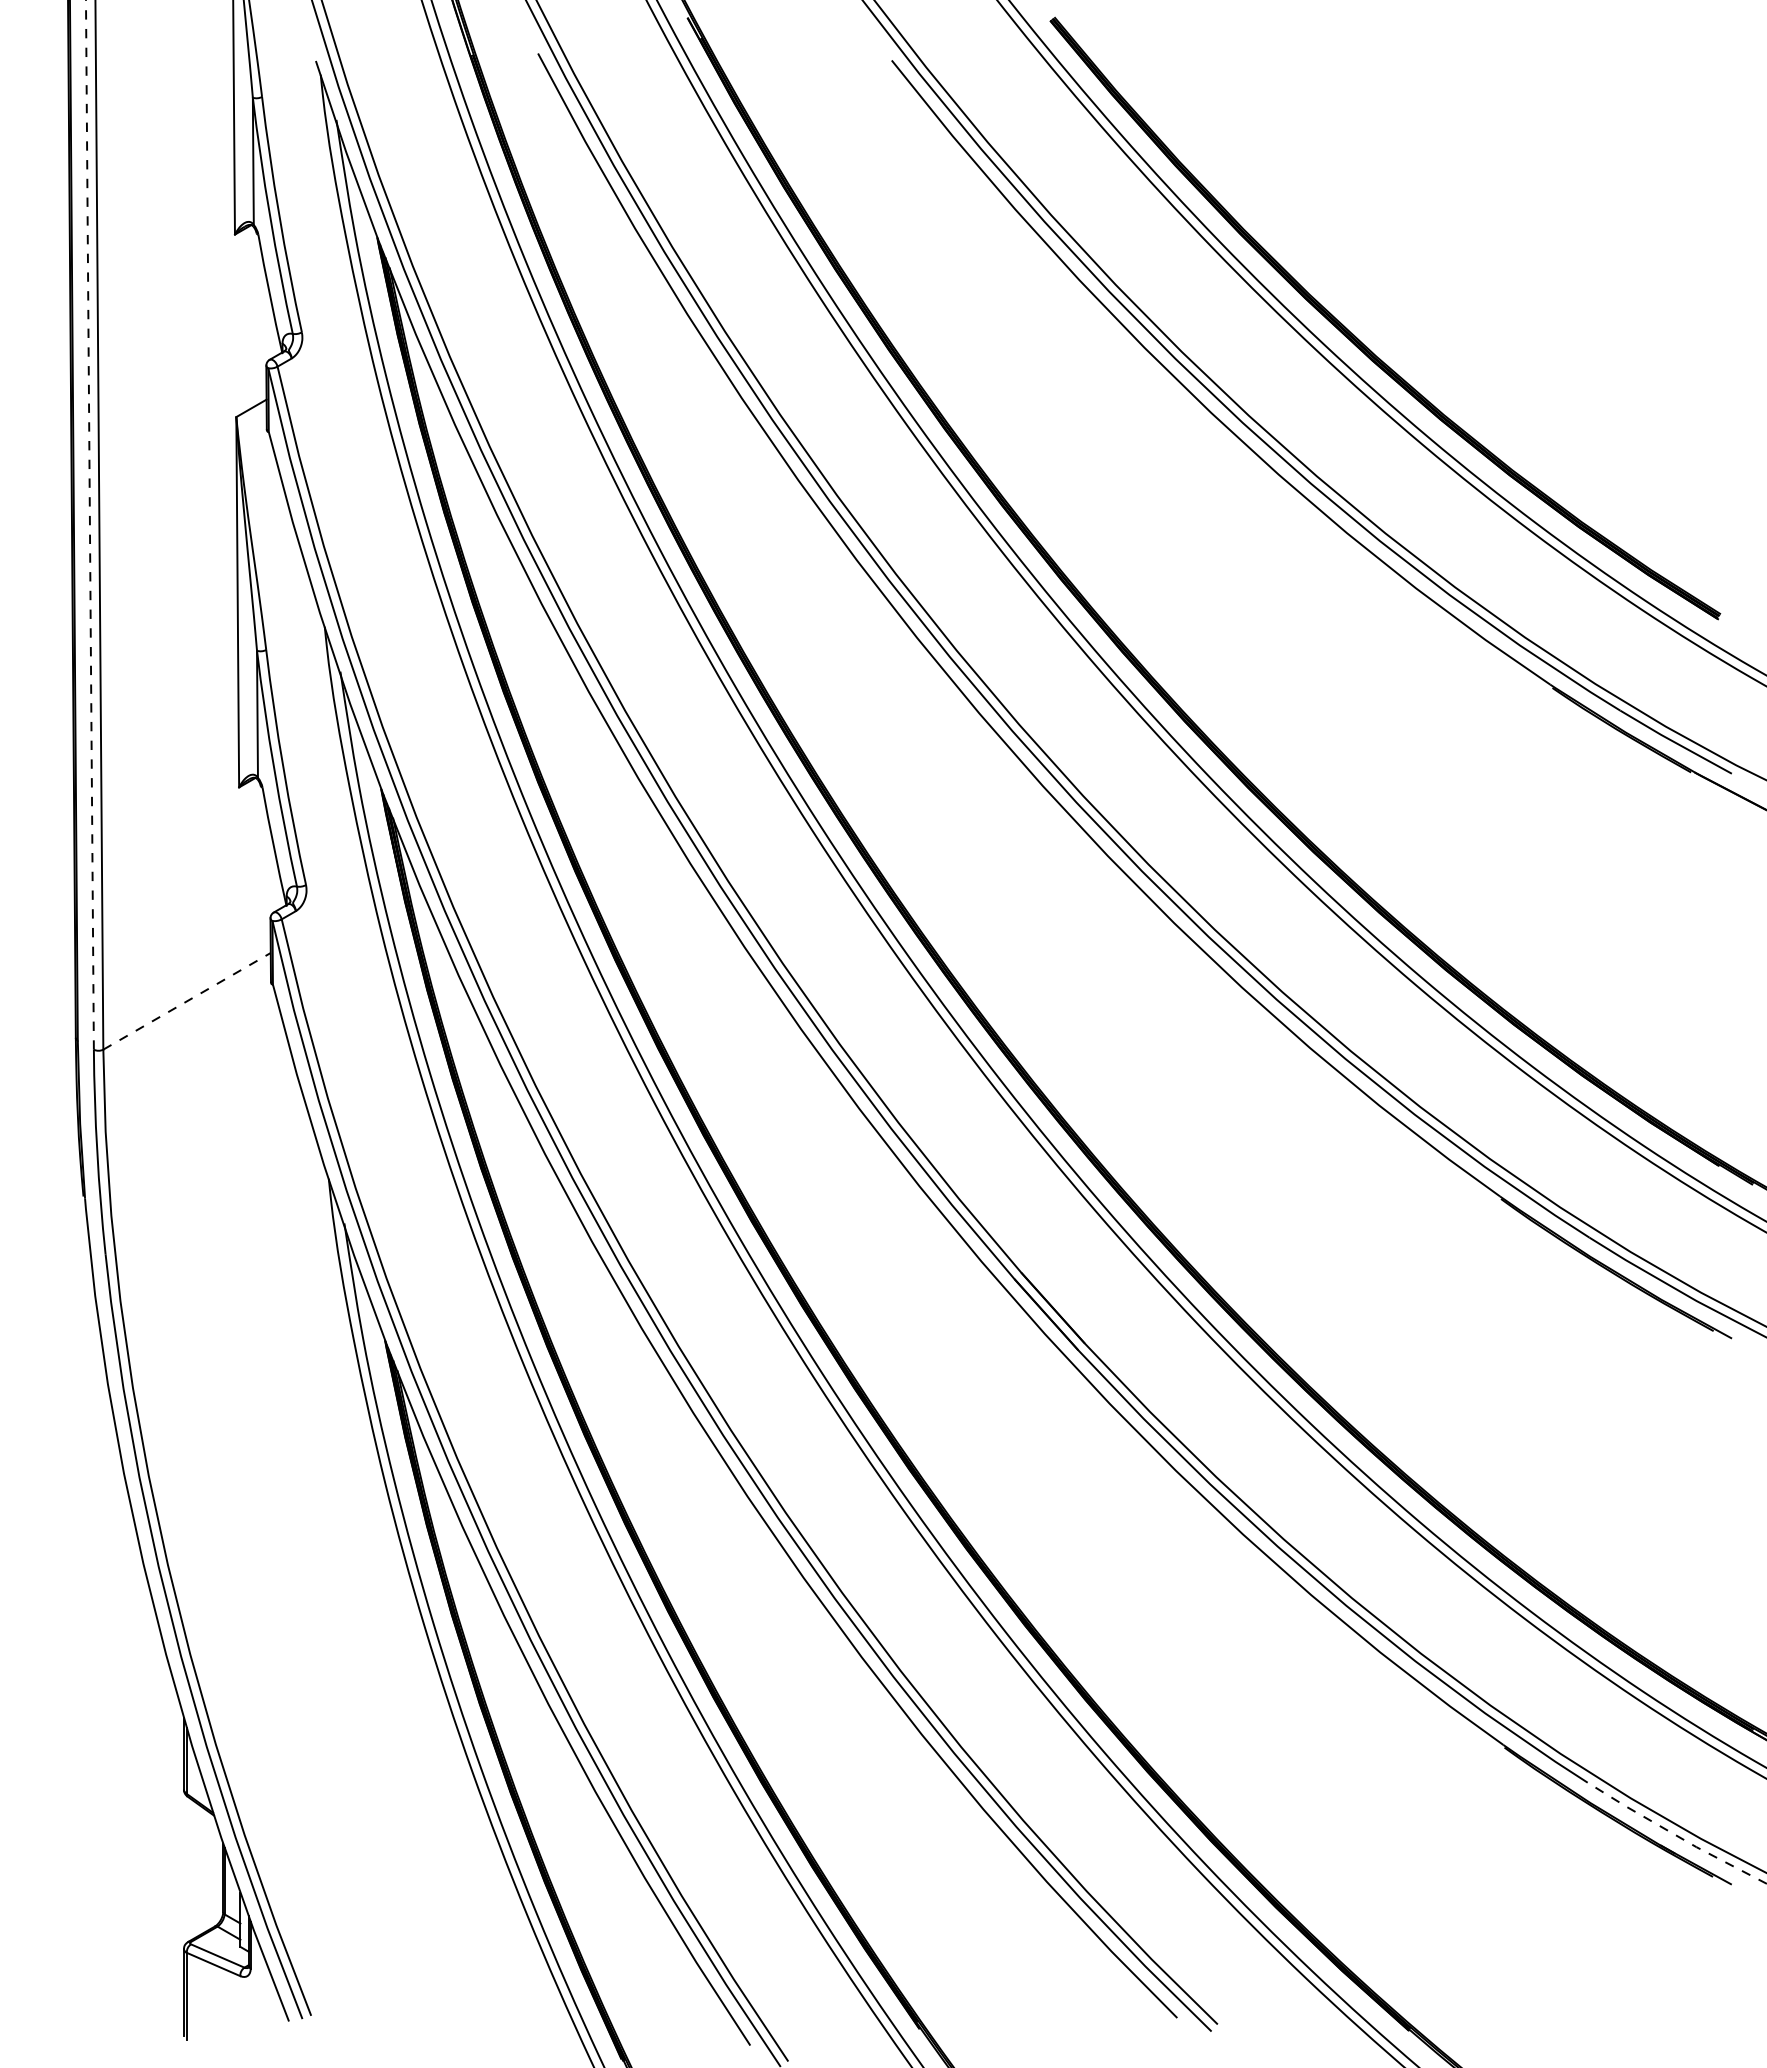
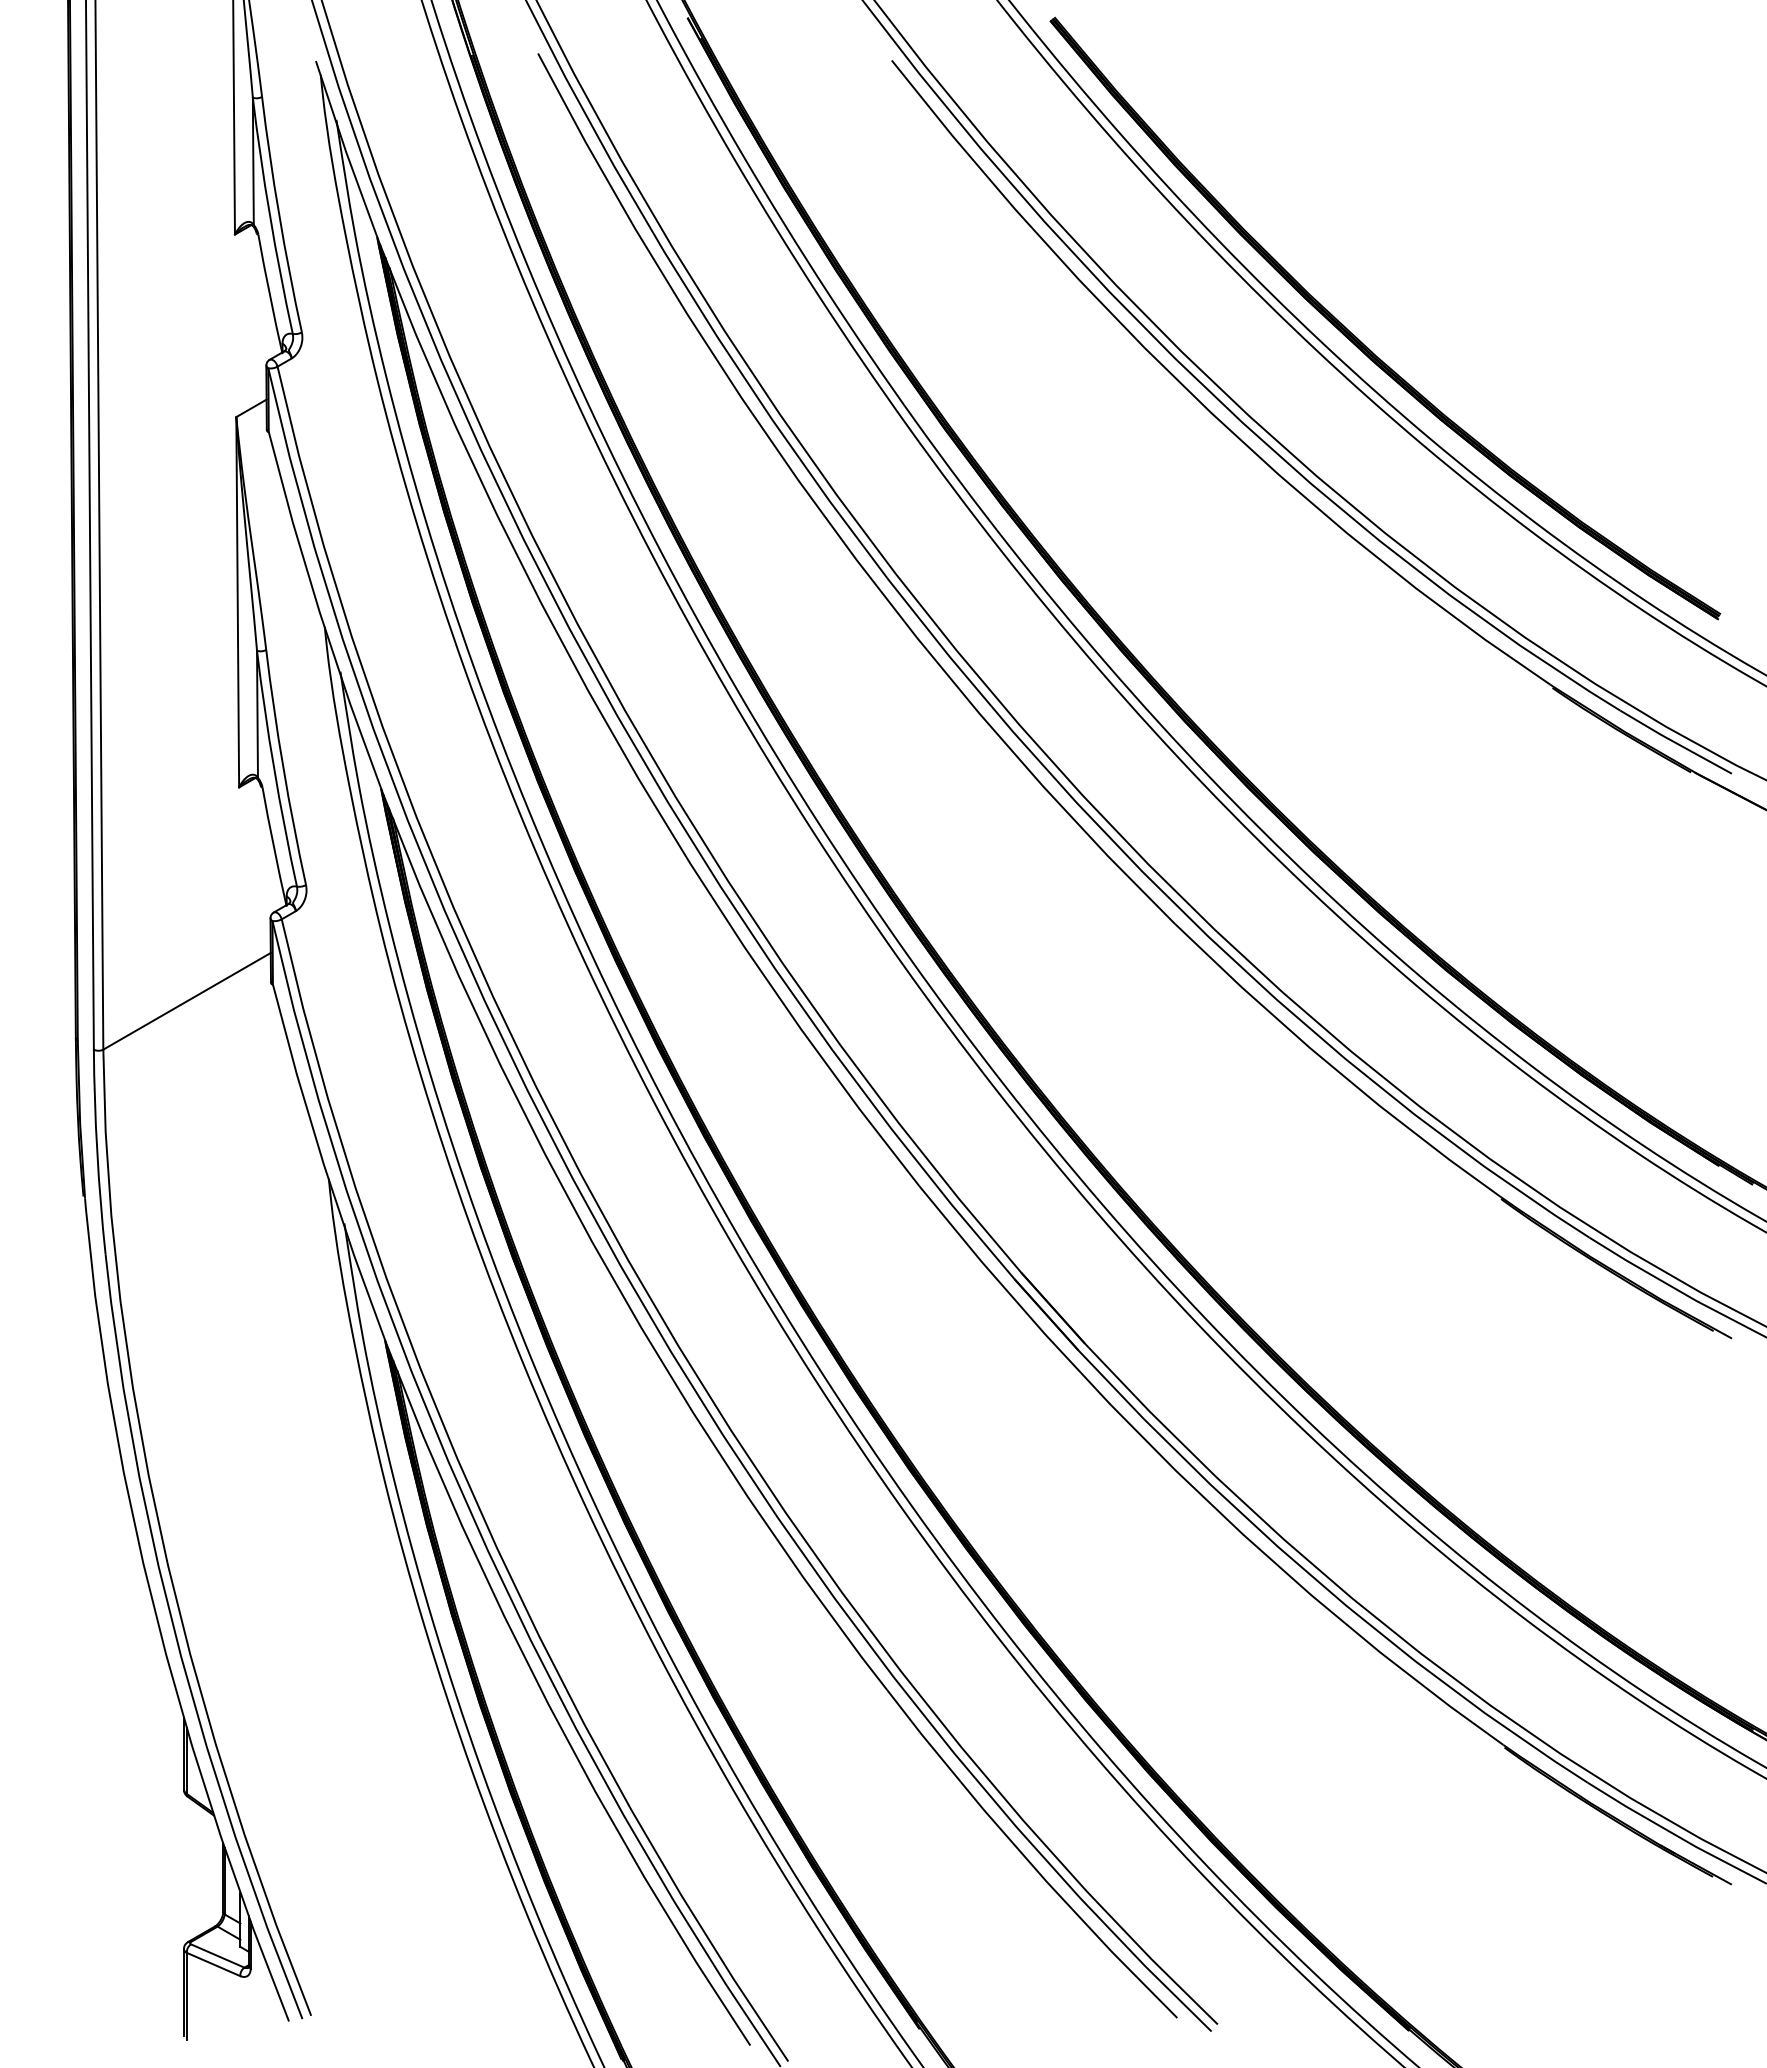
line: dashed -> solid (89, 524)
line: dashed -> solid (187, 1001)
line: dashed -> solid (1675, 1835)
